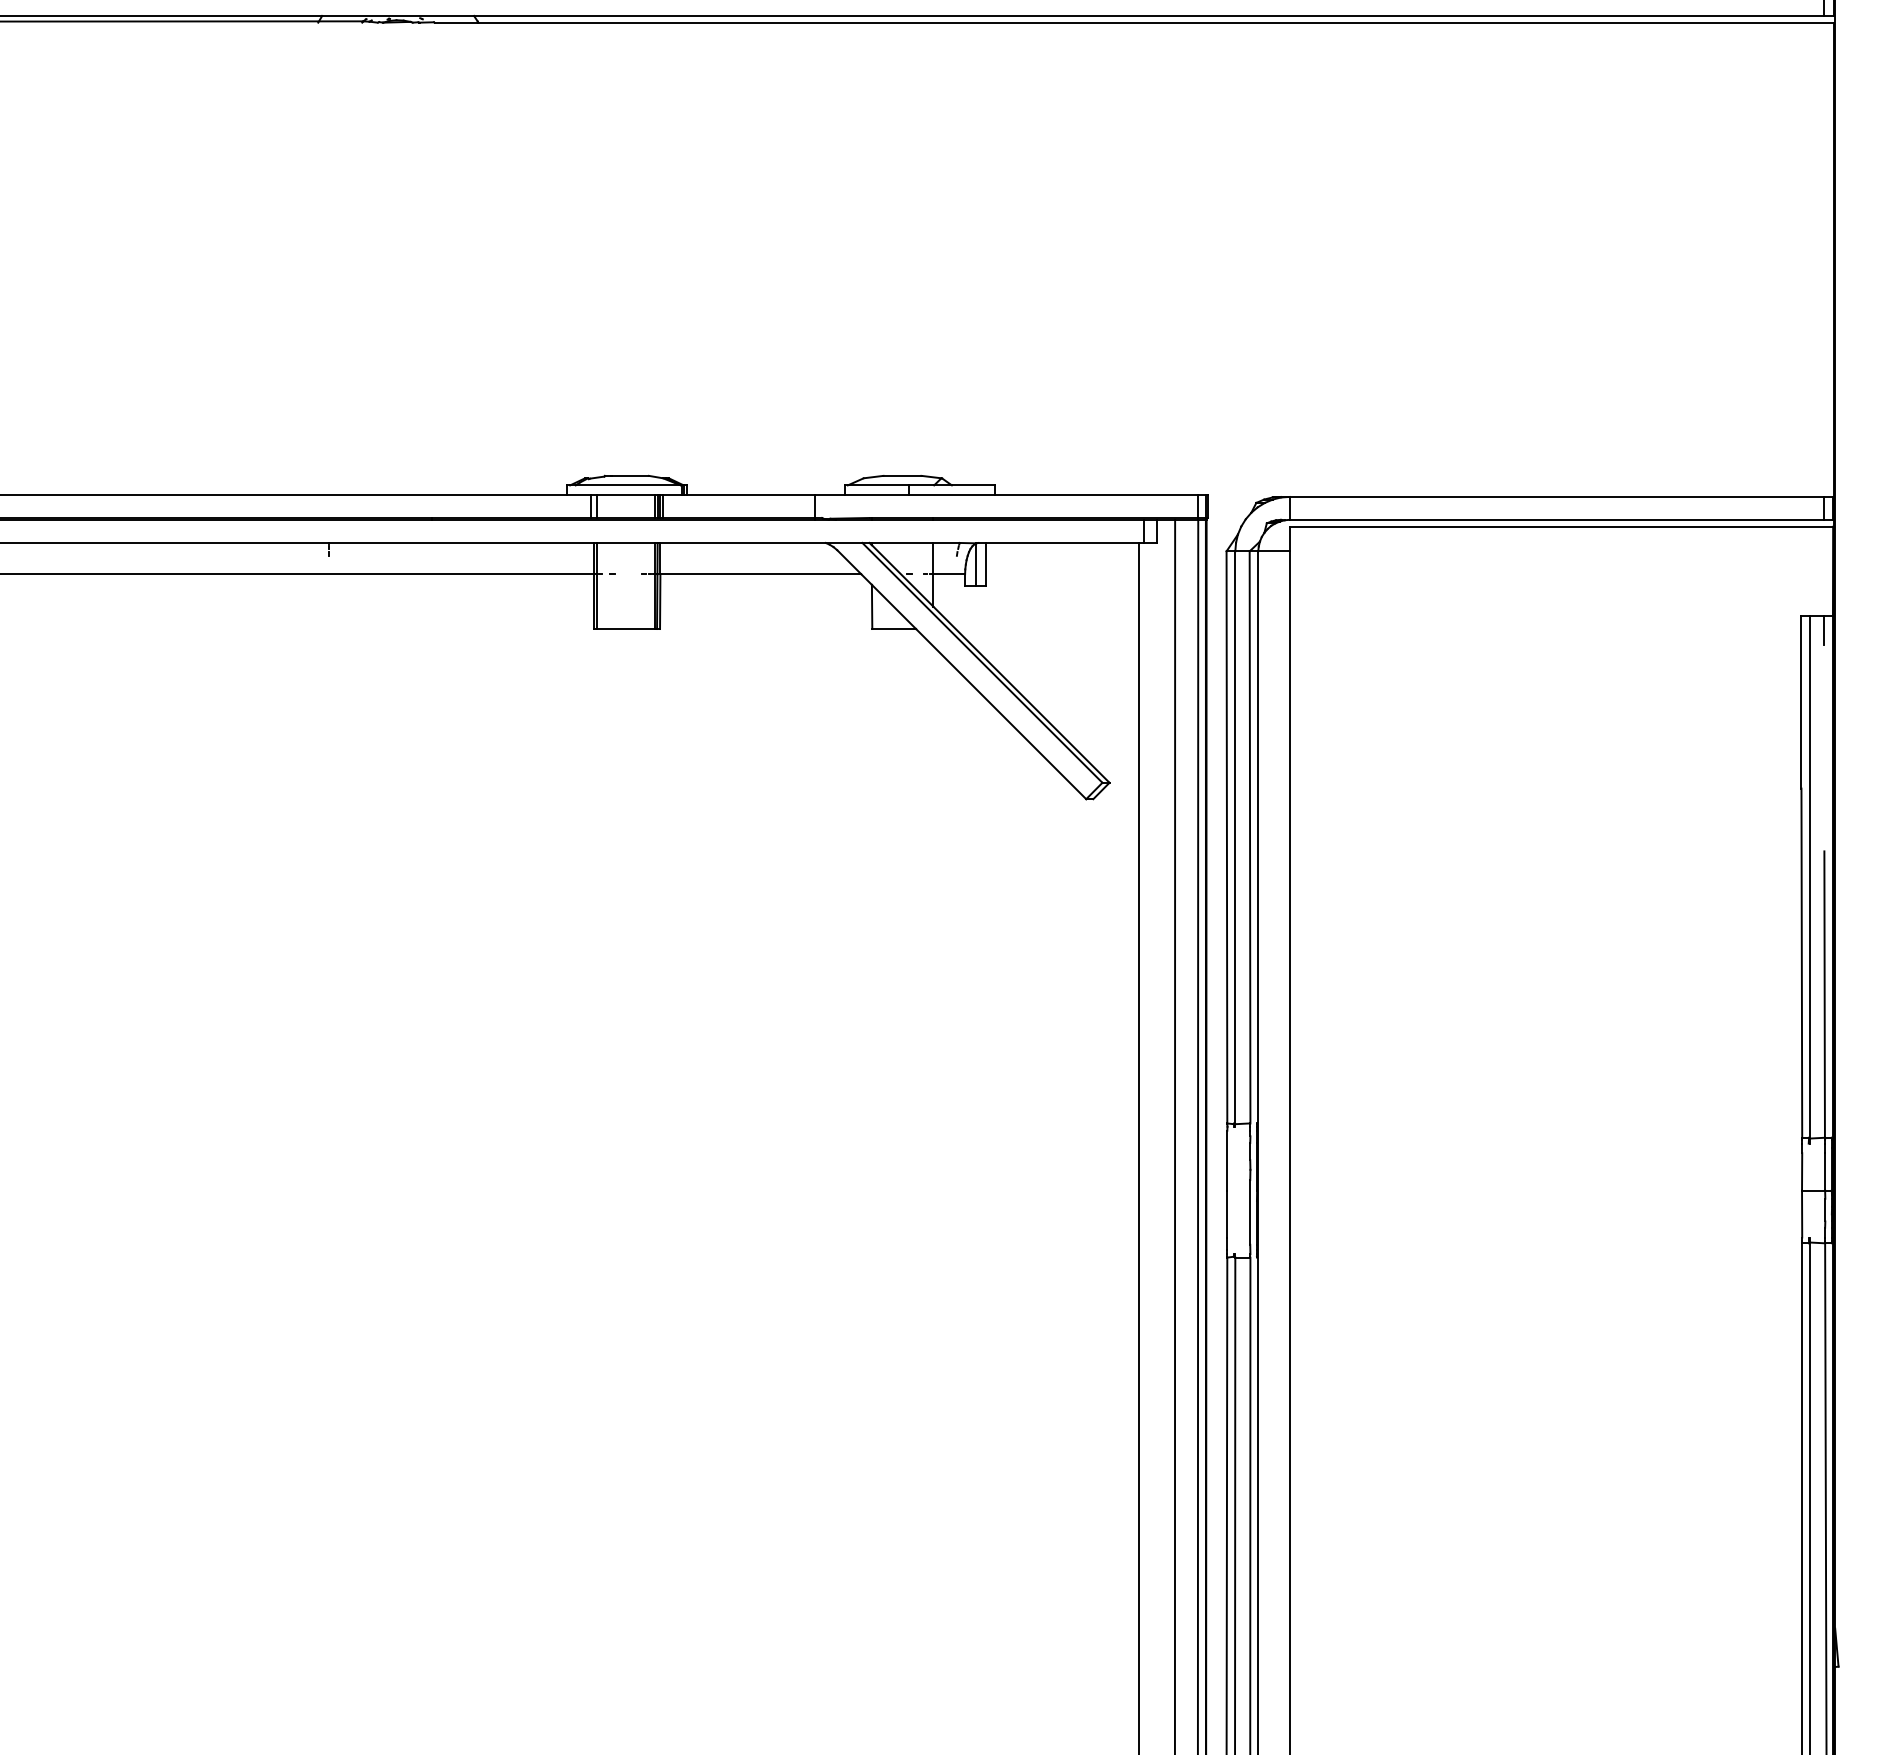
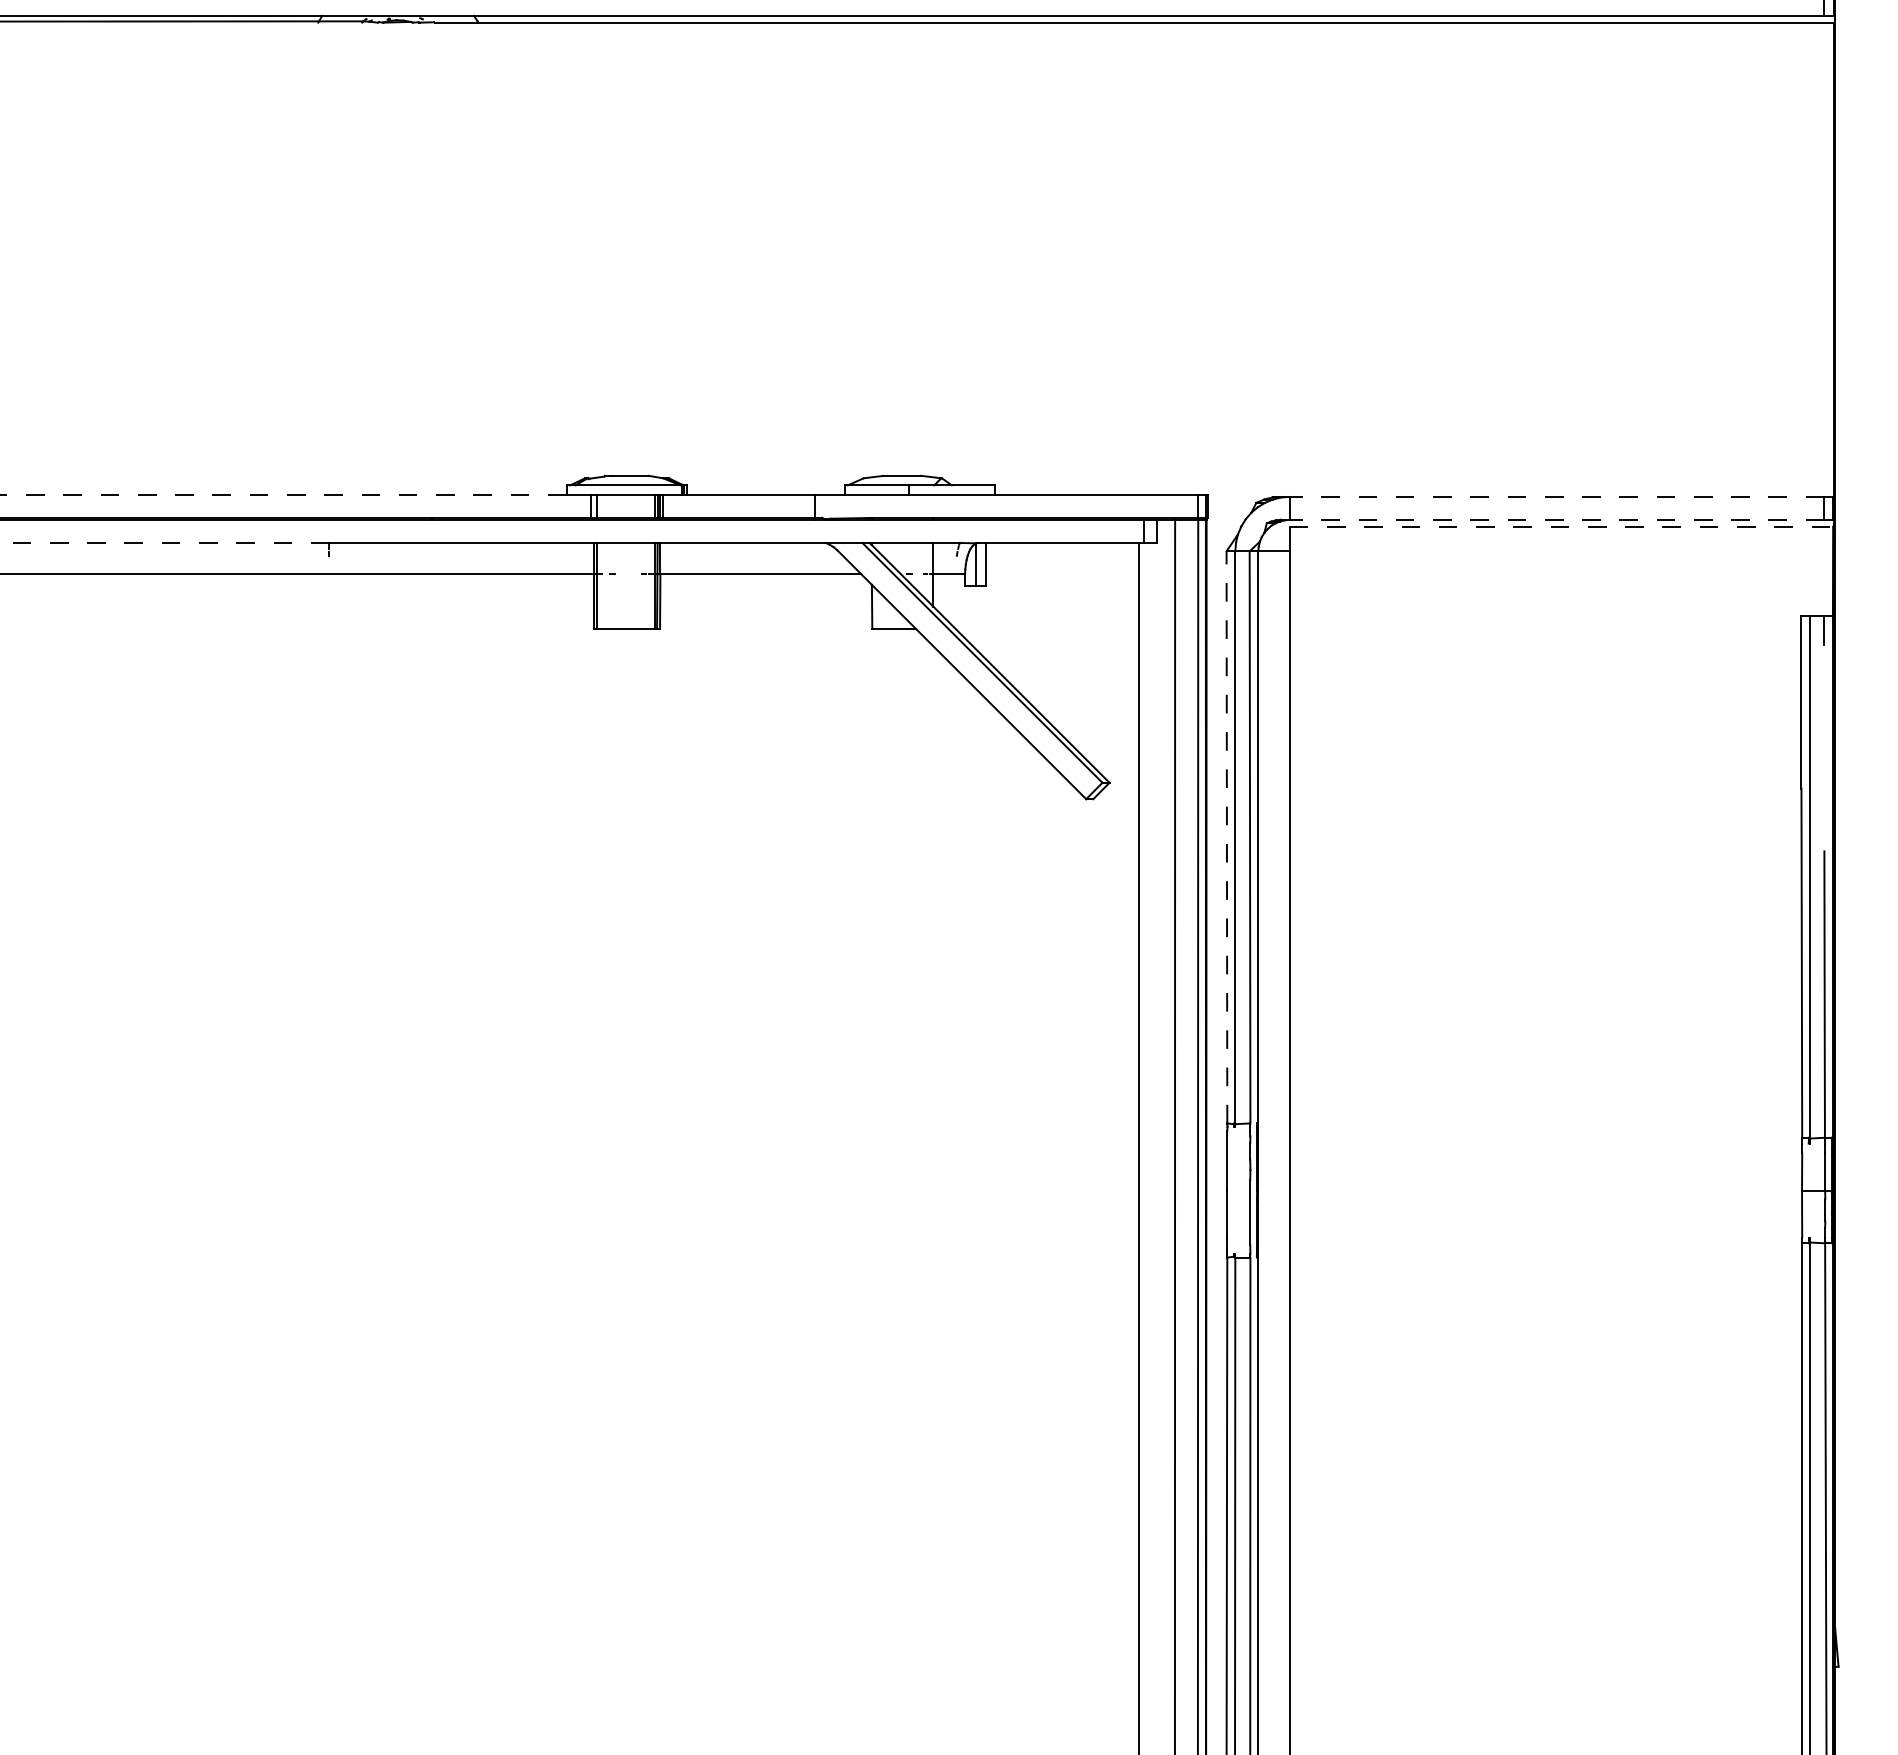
line: solid -> dashed (283, 495)
line: solid -> dashed (1556, 496)
line: solid -> dashed (1556, 519)
line: solid -> dashed (1561, 526)
line: solid -> dashed (164, 542)
line: solid -> dashed (1226, 836)
